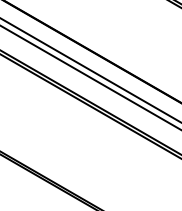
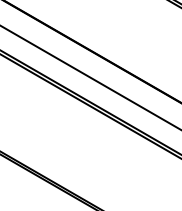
line: present -> none (90, 70)
